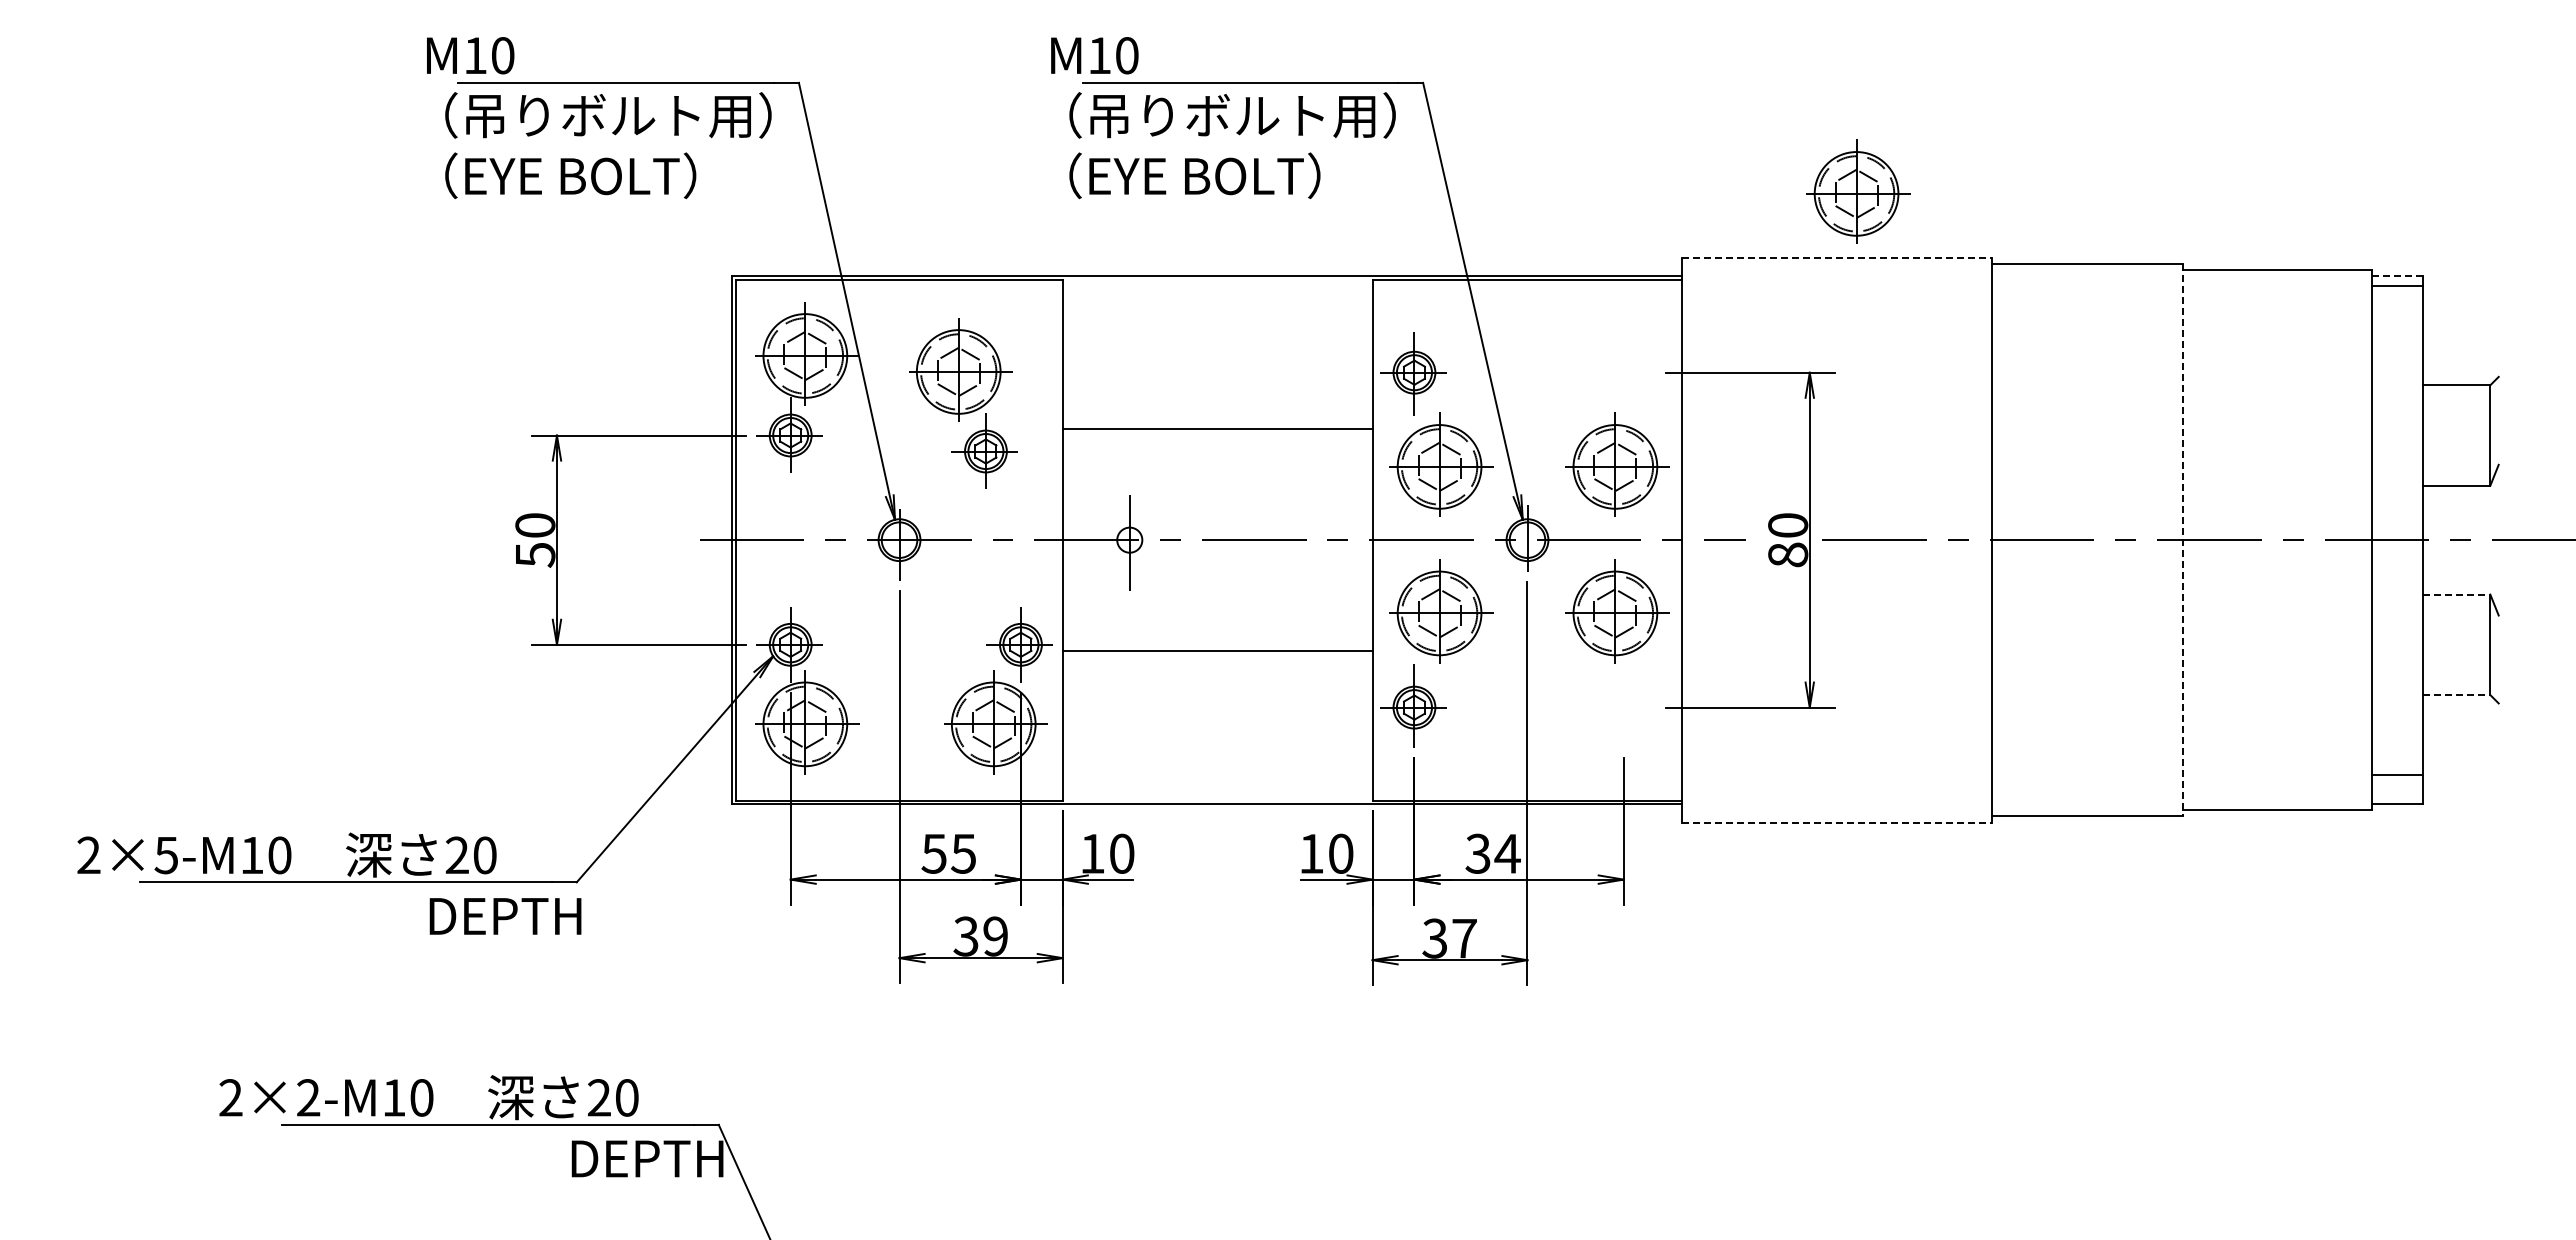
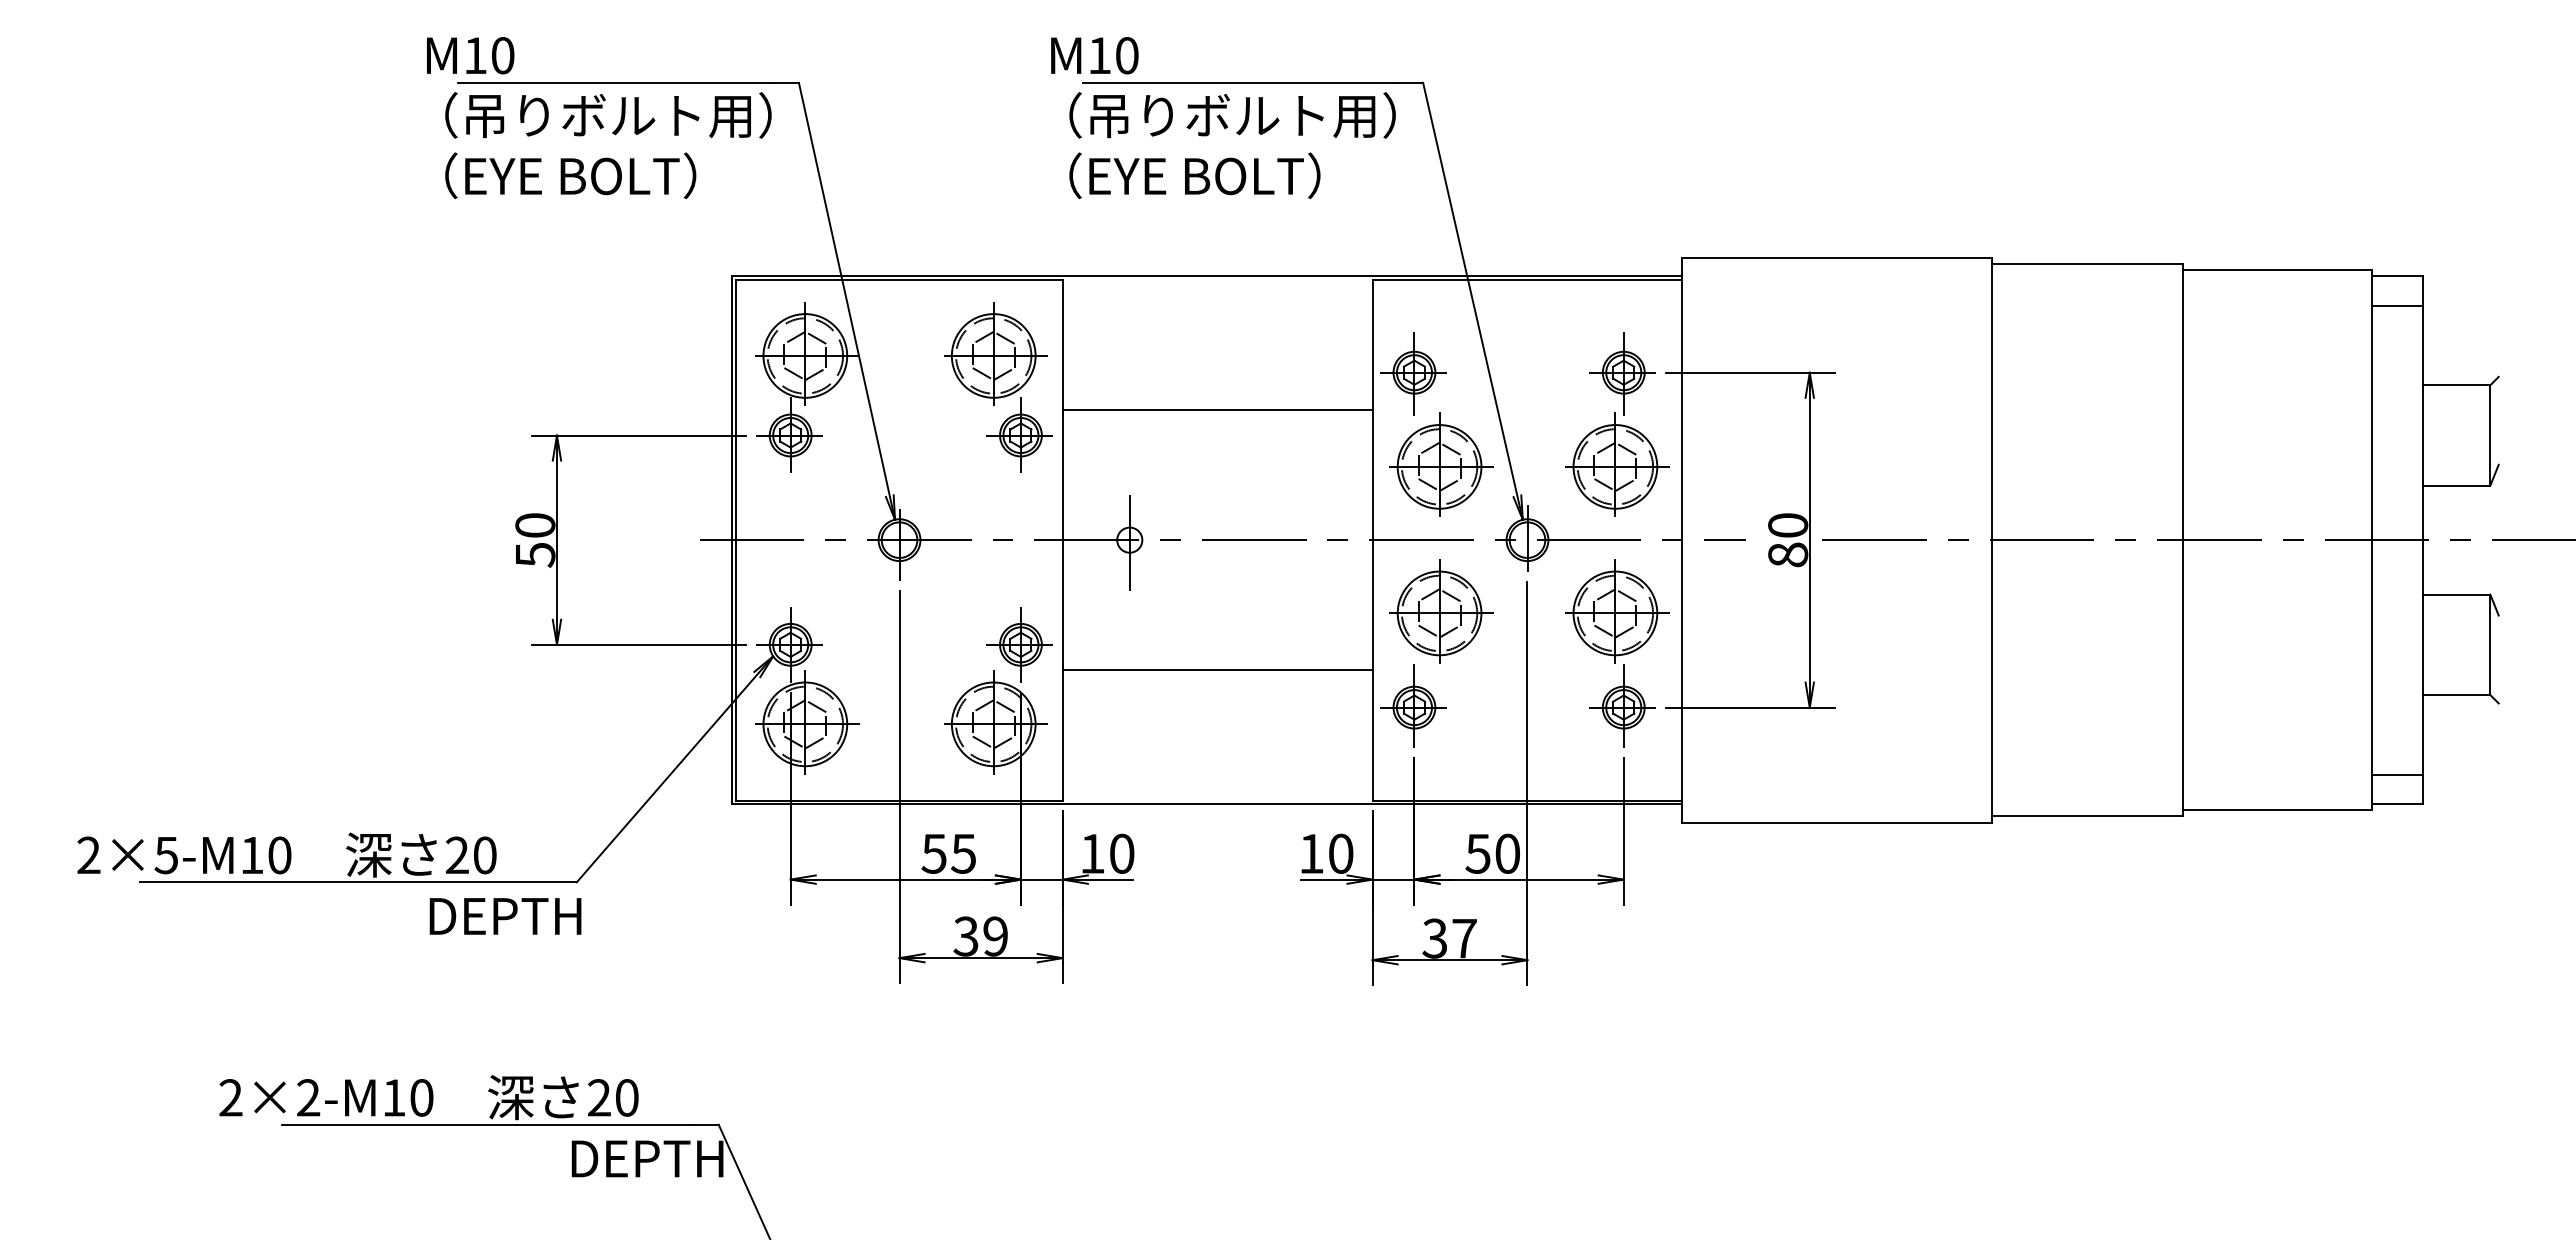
part: present -> none (1858, 191)
line: dashed -> solid (1837, 257)
line: dashed -> solid (2397, 276)
line position: (2397, 285) -> (2397, 305) (2397, 305)
part: none -> present (1622, 373)
part position: (963, 403) -> (998, 387) (998, 387)
line position: (1217, 429) -> (1217, 410) (1217, 410)
line: dashed -> solid (2183, 540)
line: dashed -> solid (2457, 594)
line position: (1217, 650) -> (1217, 669) (1217, 669)
line: dashed -> solid (2457, 695)
part: none -> present (1622, 705)
line: dashed -> solid (1837, 822)
text: 34 -> 50 (1492, 853)
